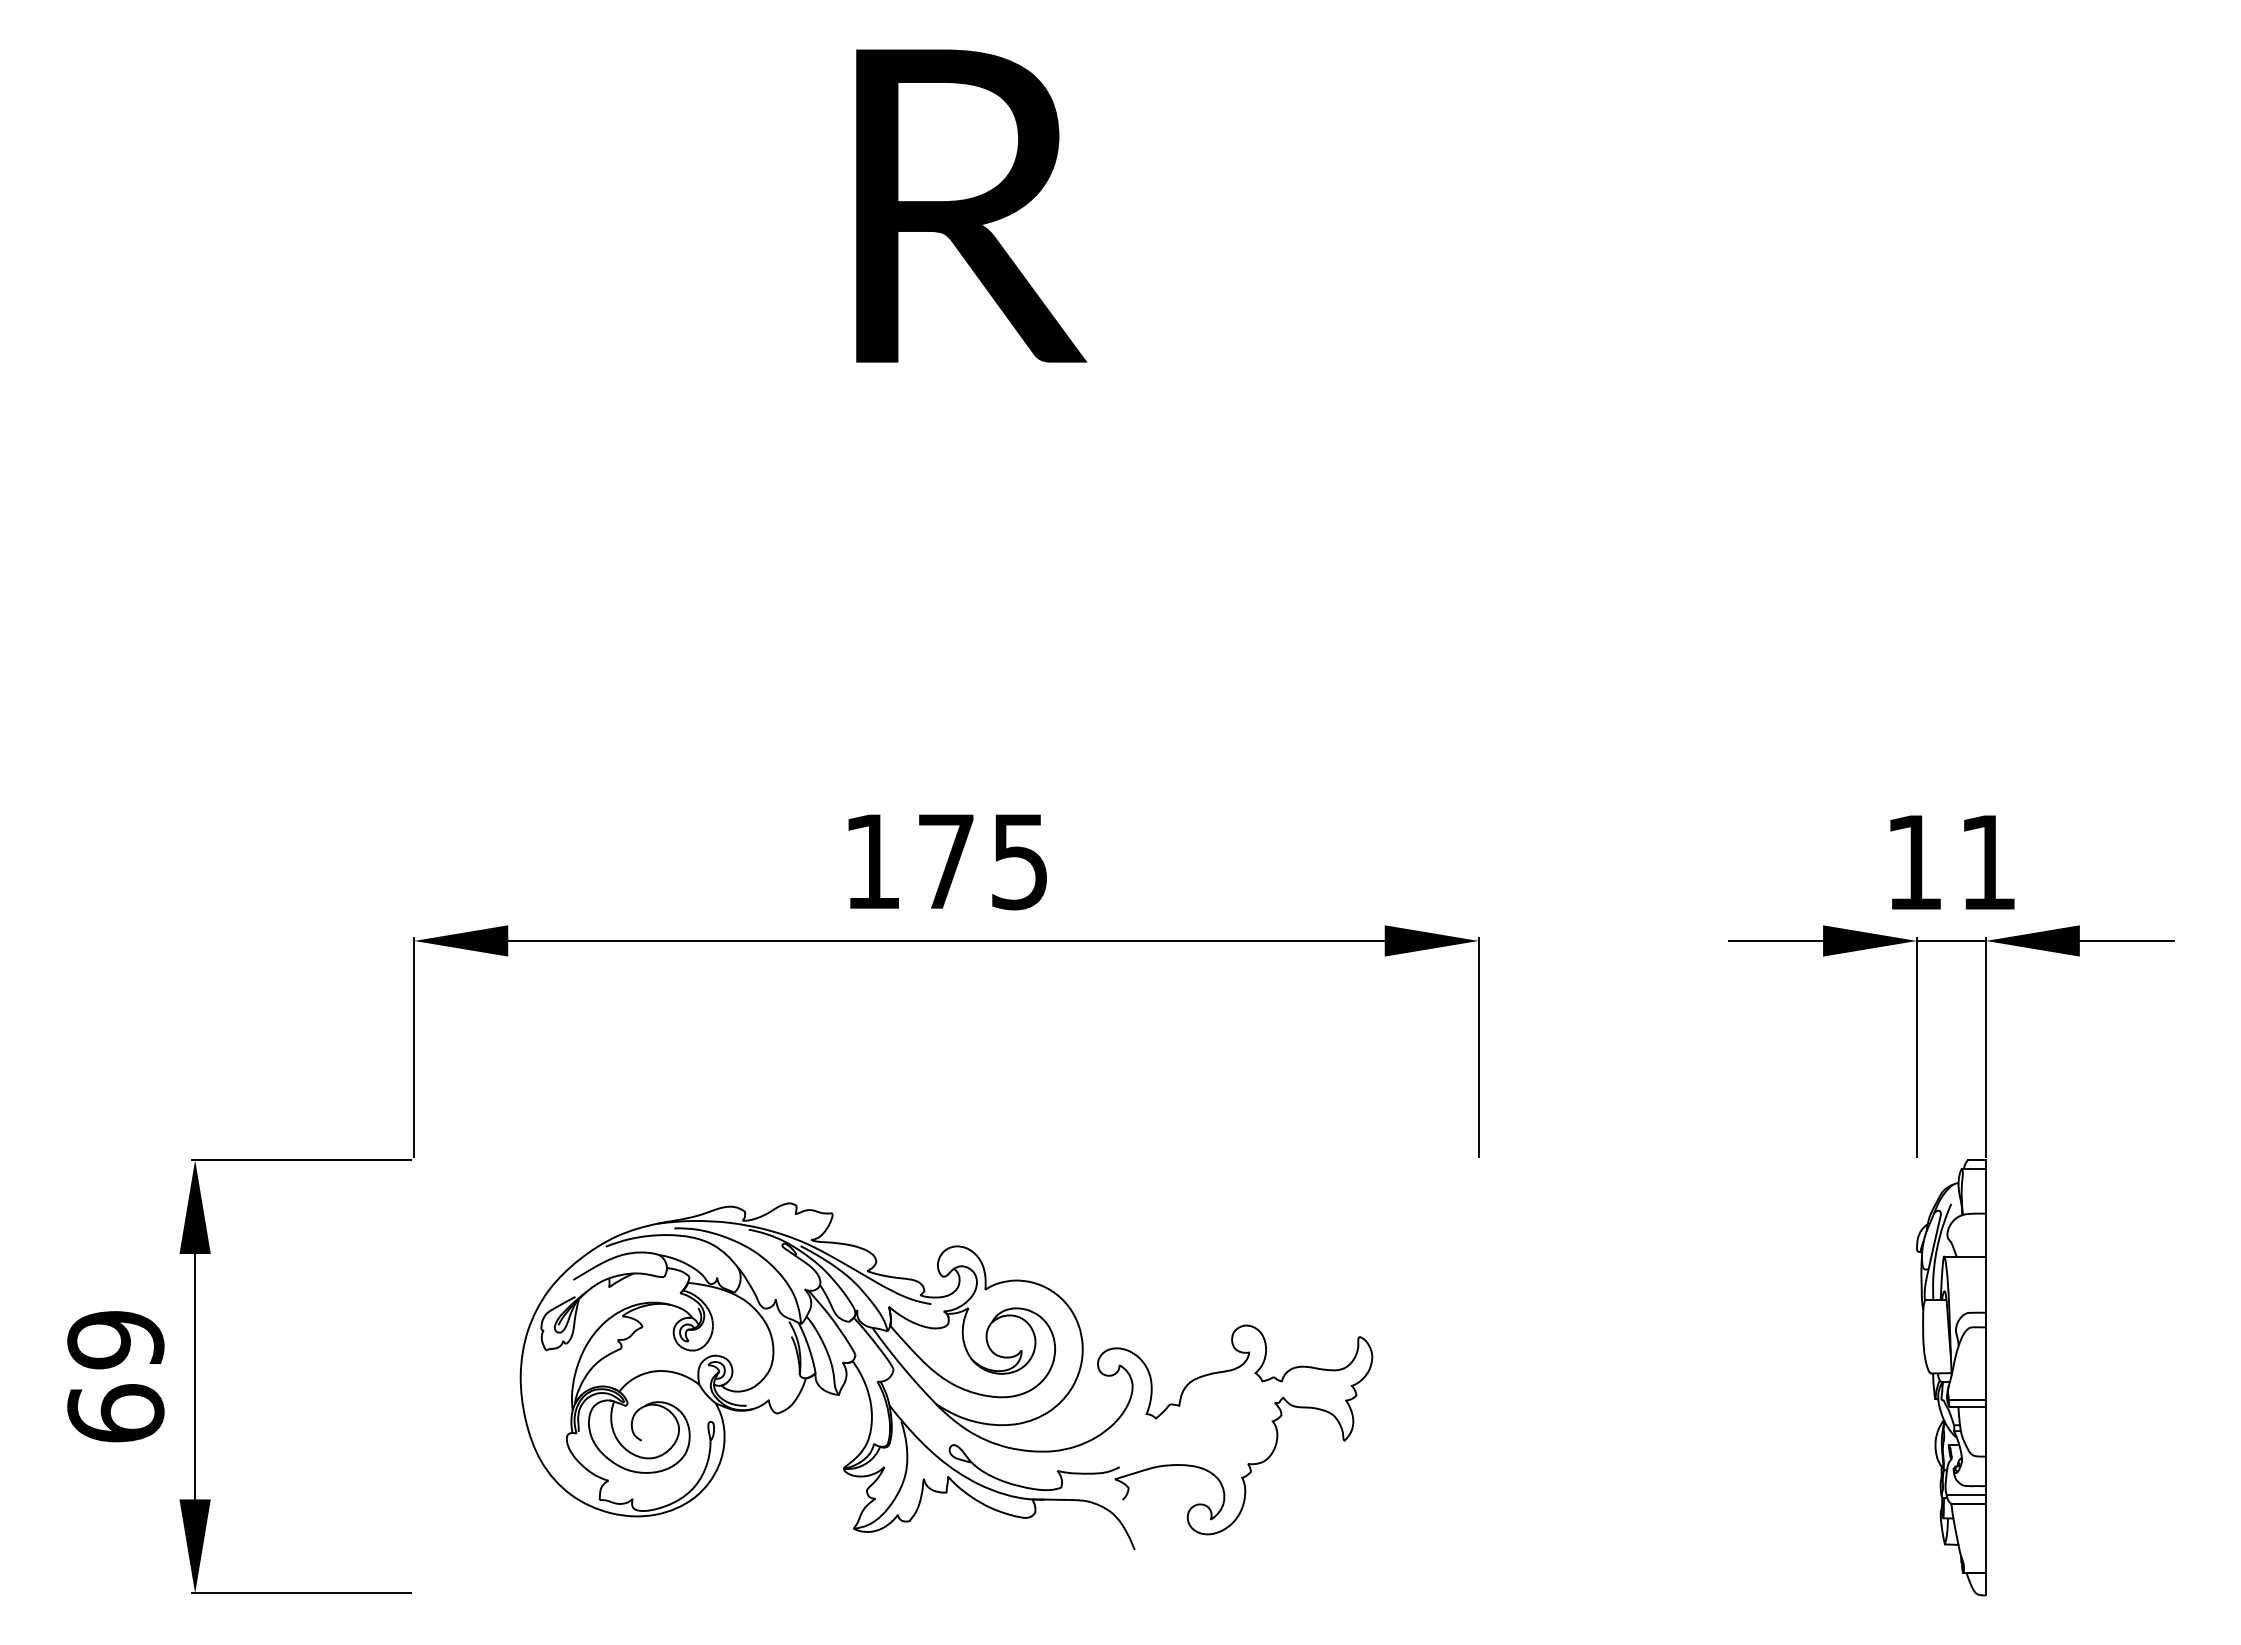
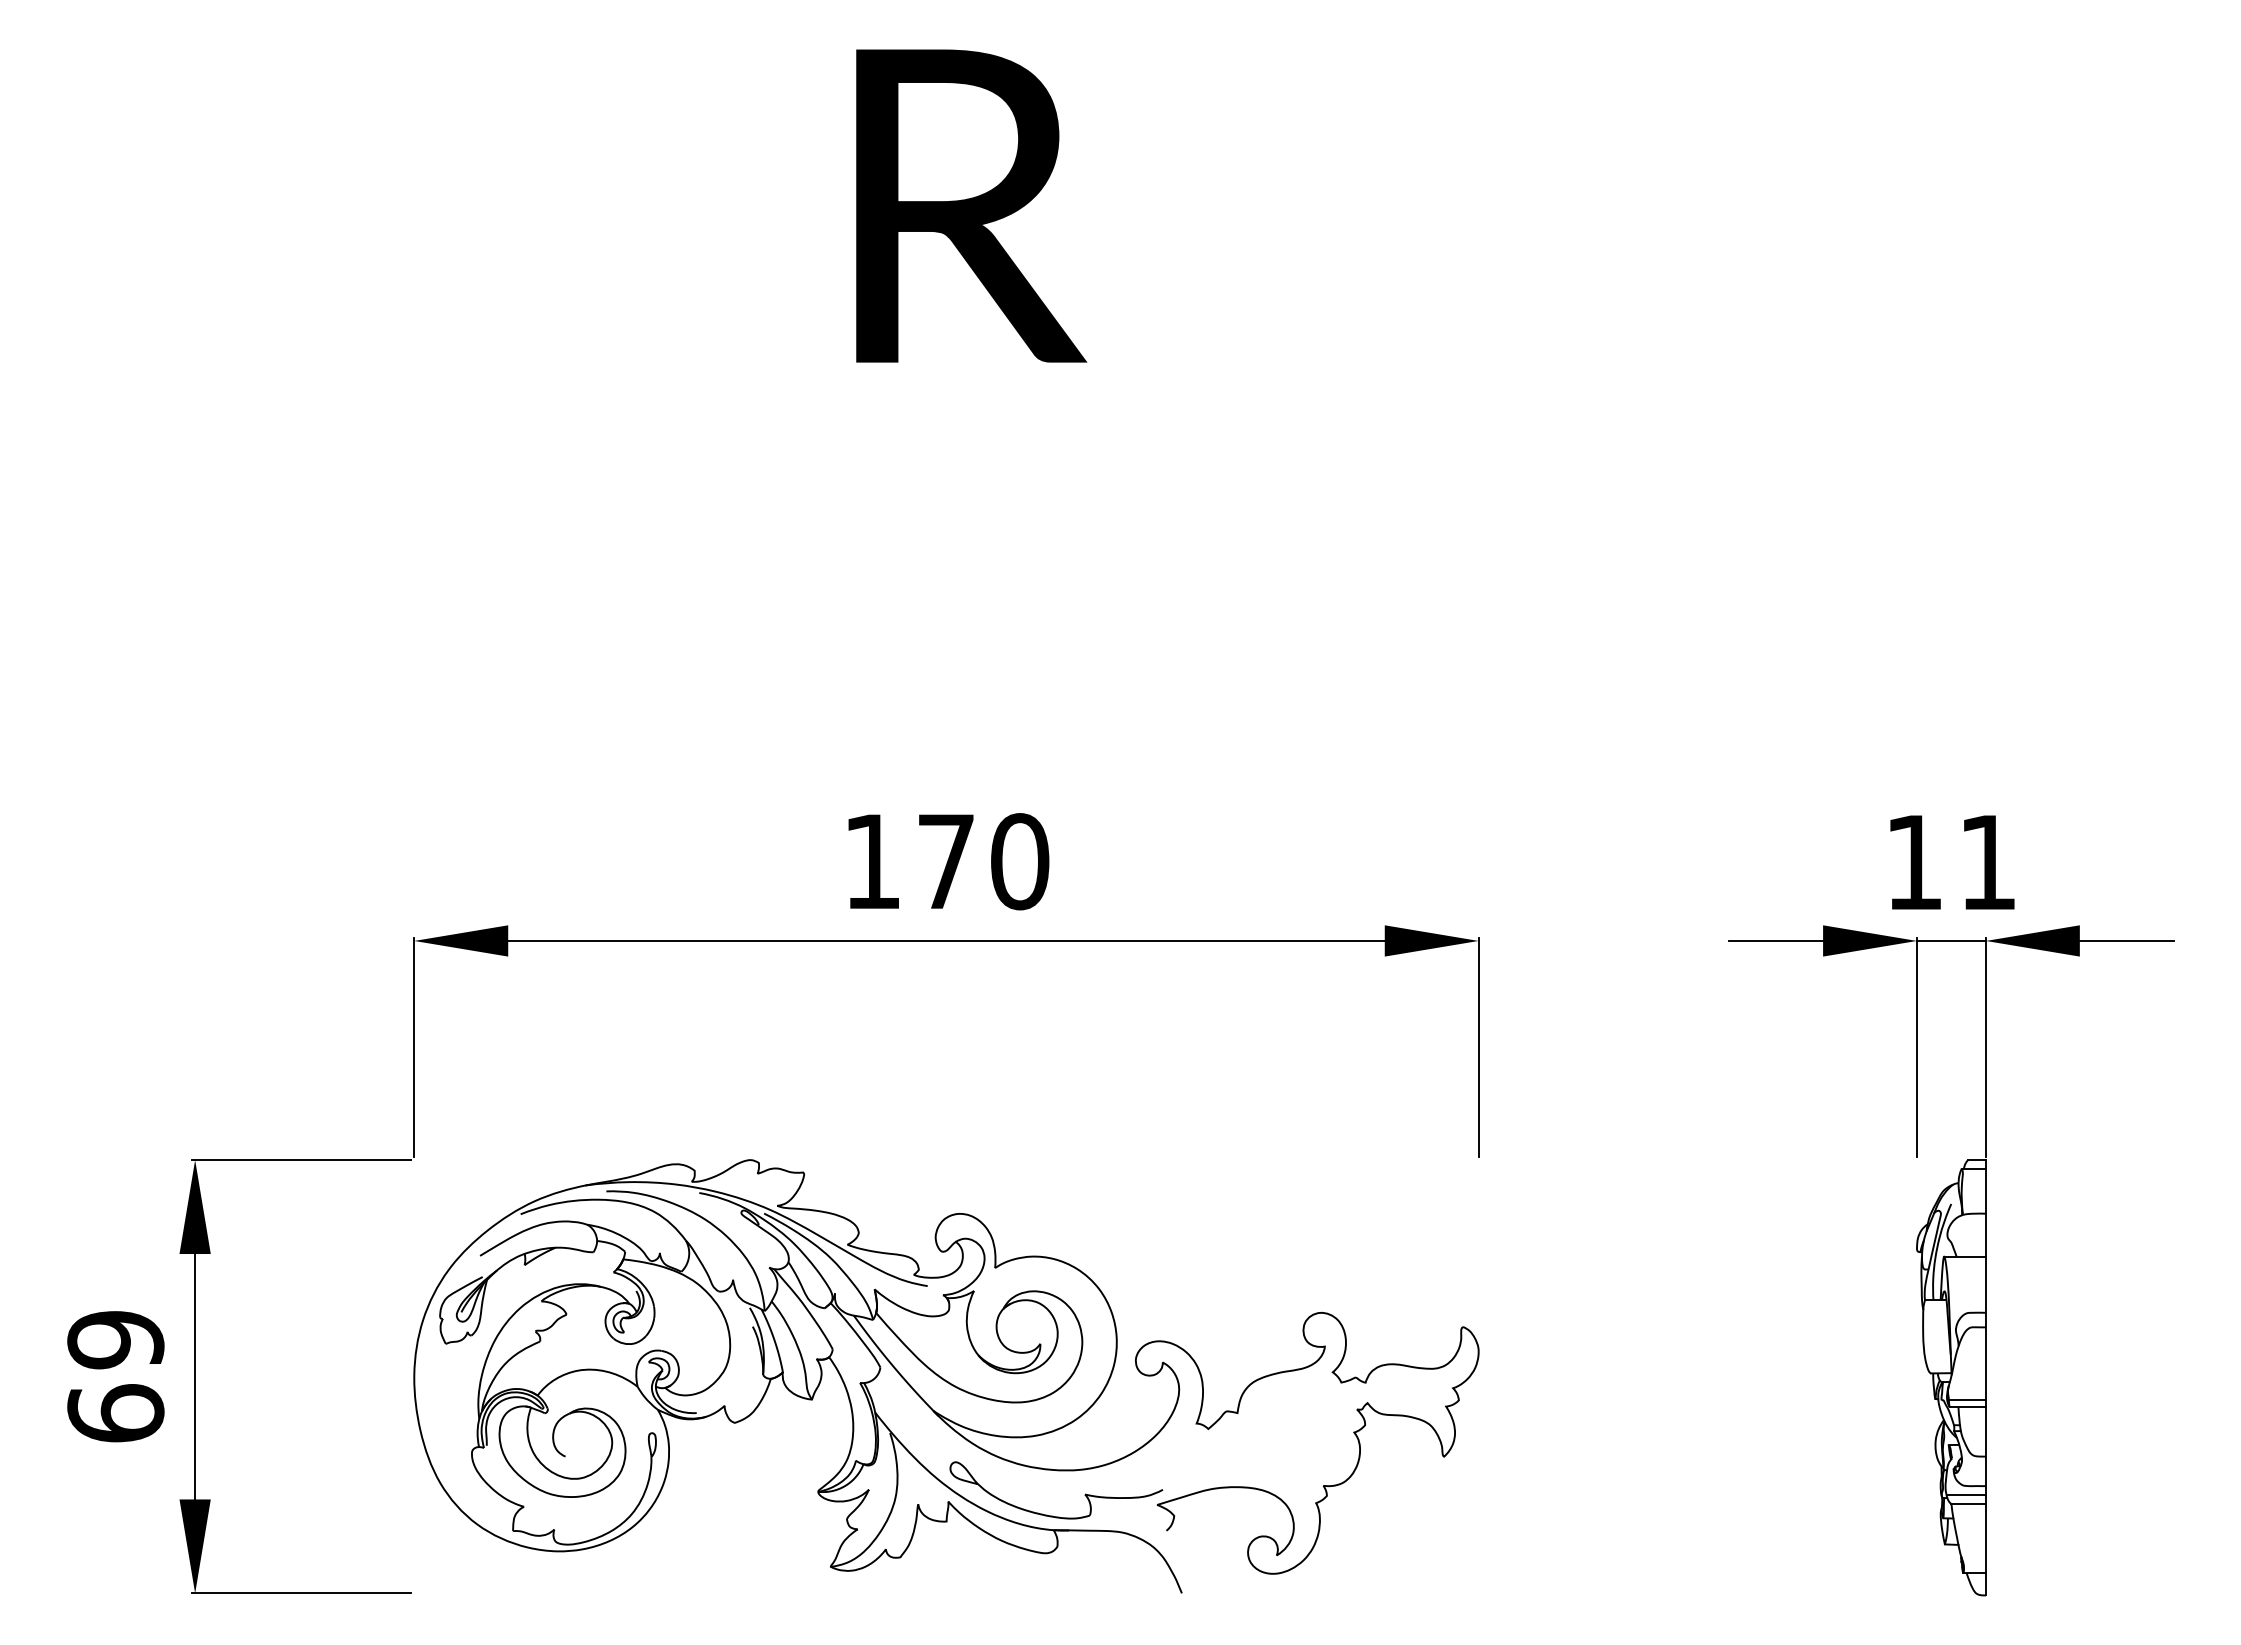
text: 175 -> 170 (1020, 861)
part size: 855x349 px -> 1067x435 px (946, 1376)
